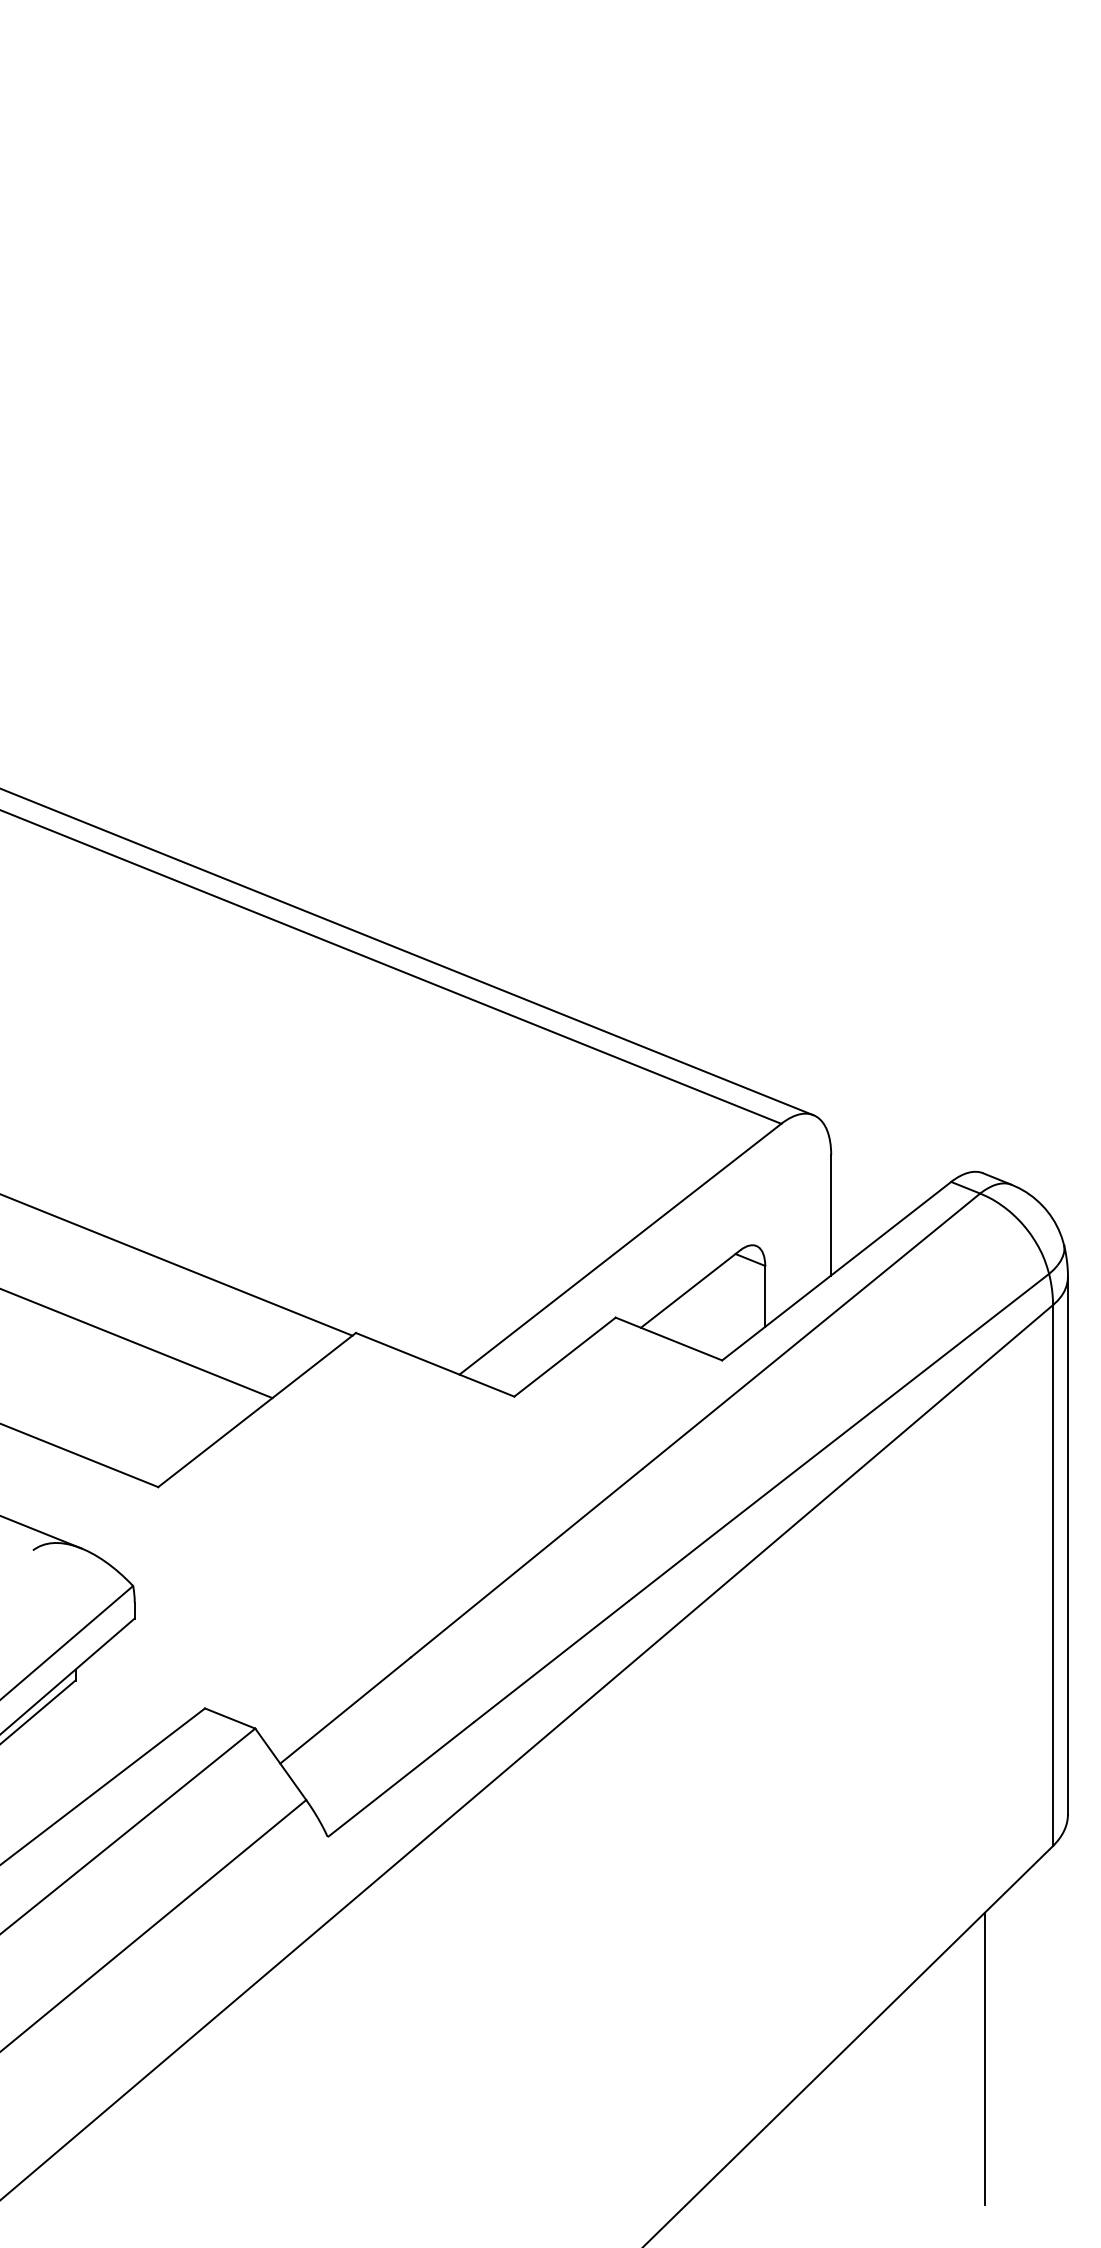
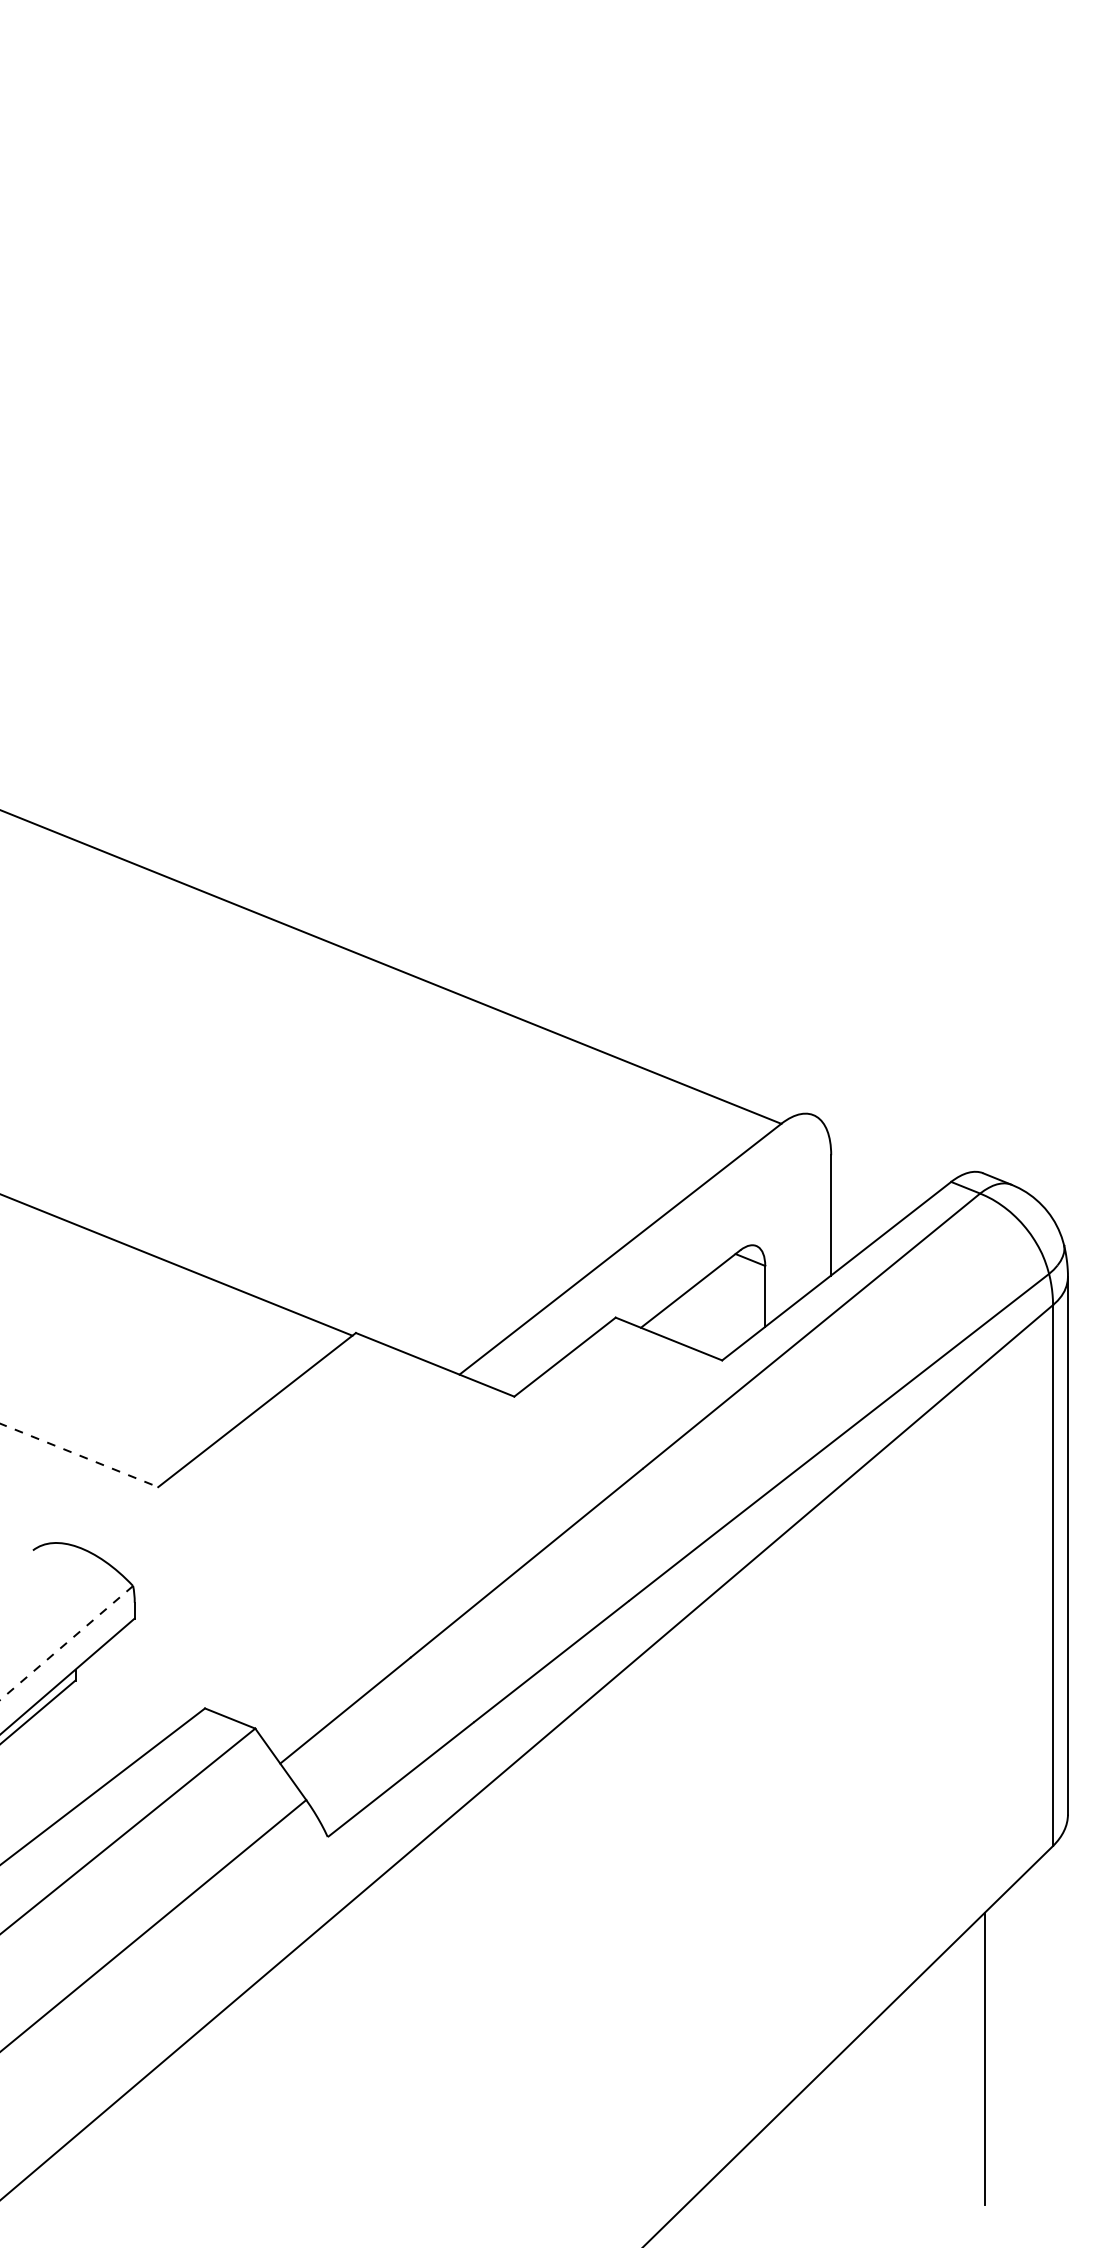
line: present -> none (407, 952)
line: present -> none (137, 1343)
line: solid -> dashed (79, 1455)
line: present -> none (41, 1532)
line: solid -> dashed (66, 1643)
